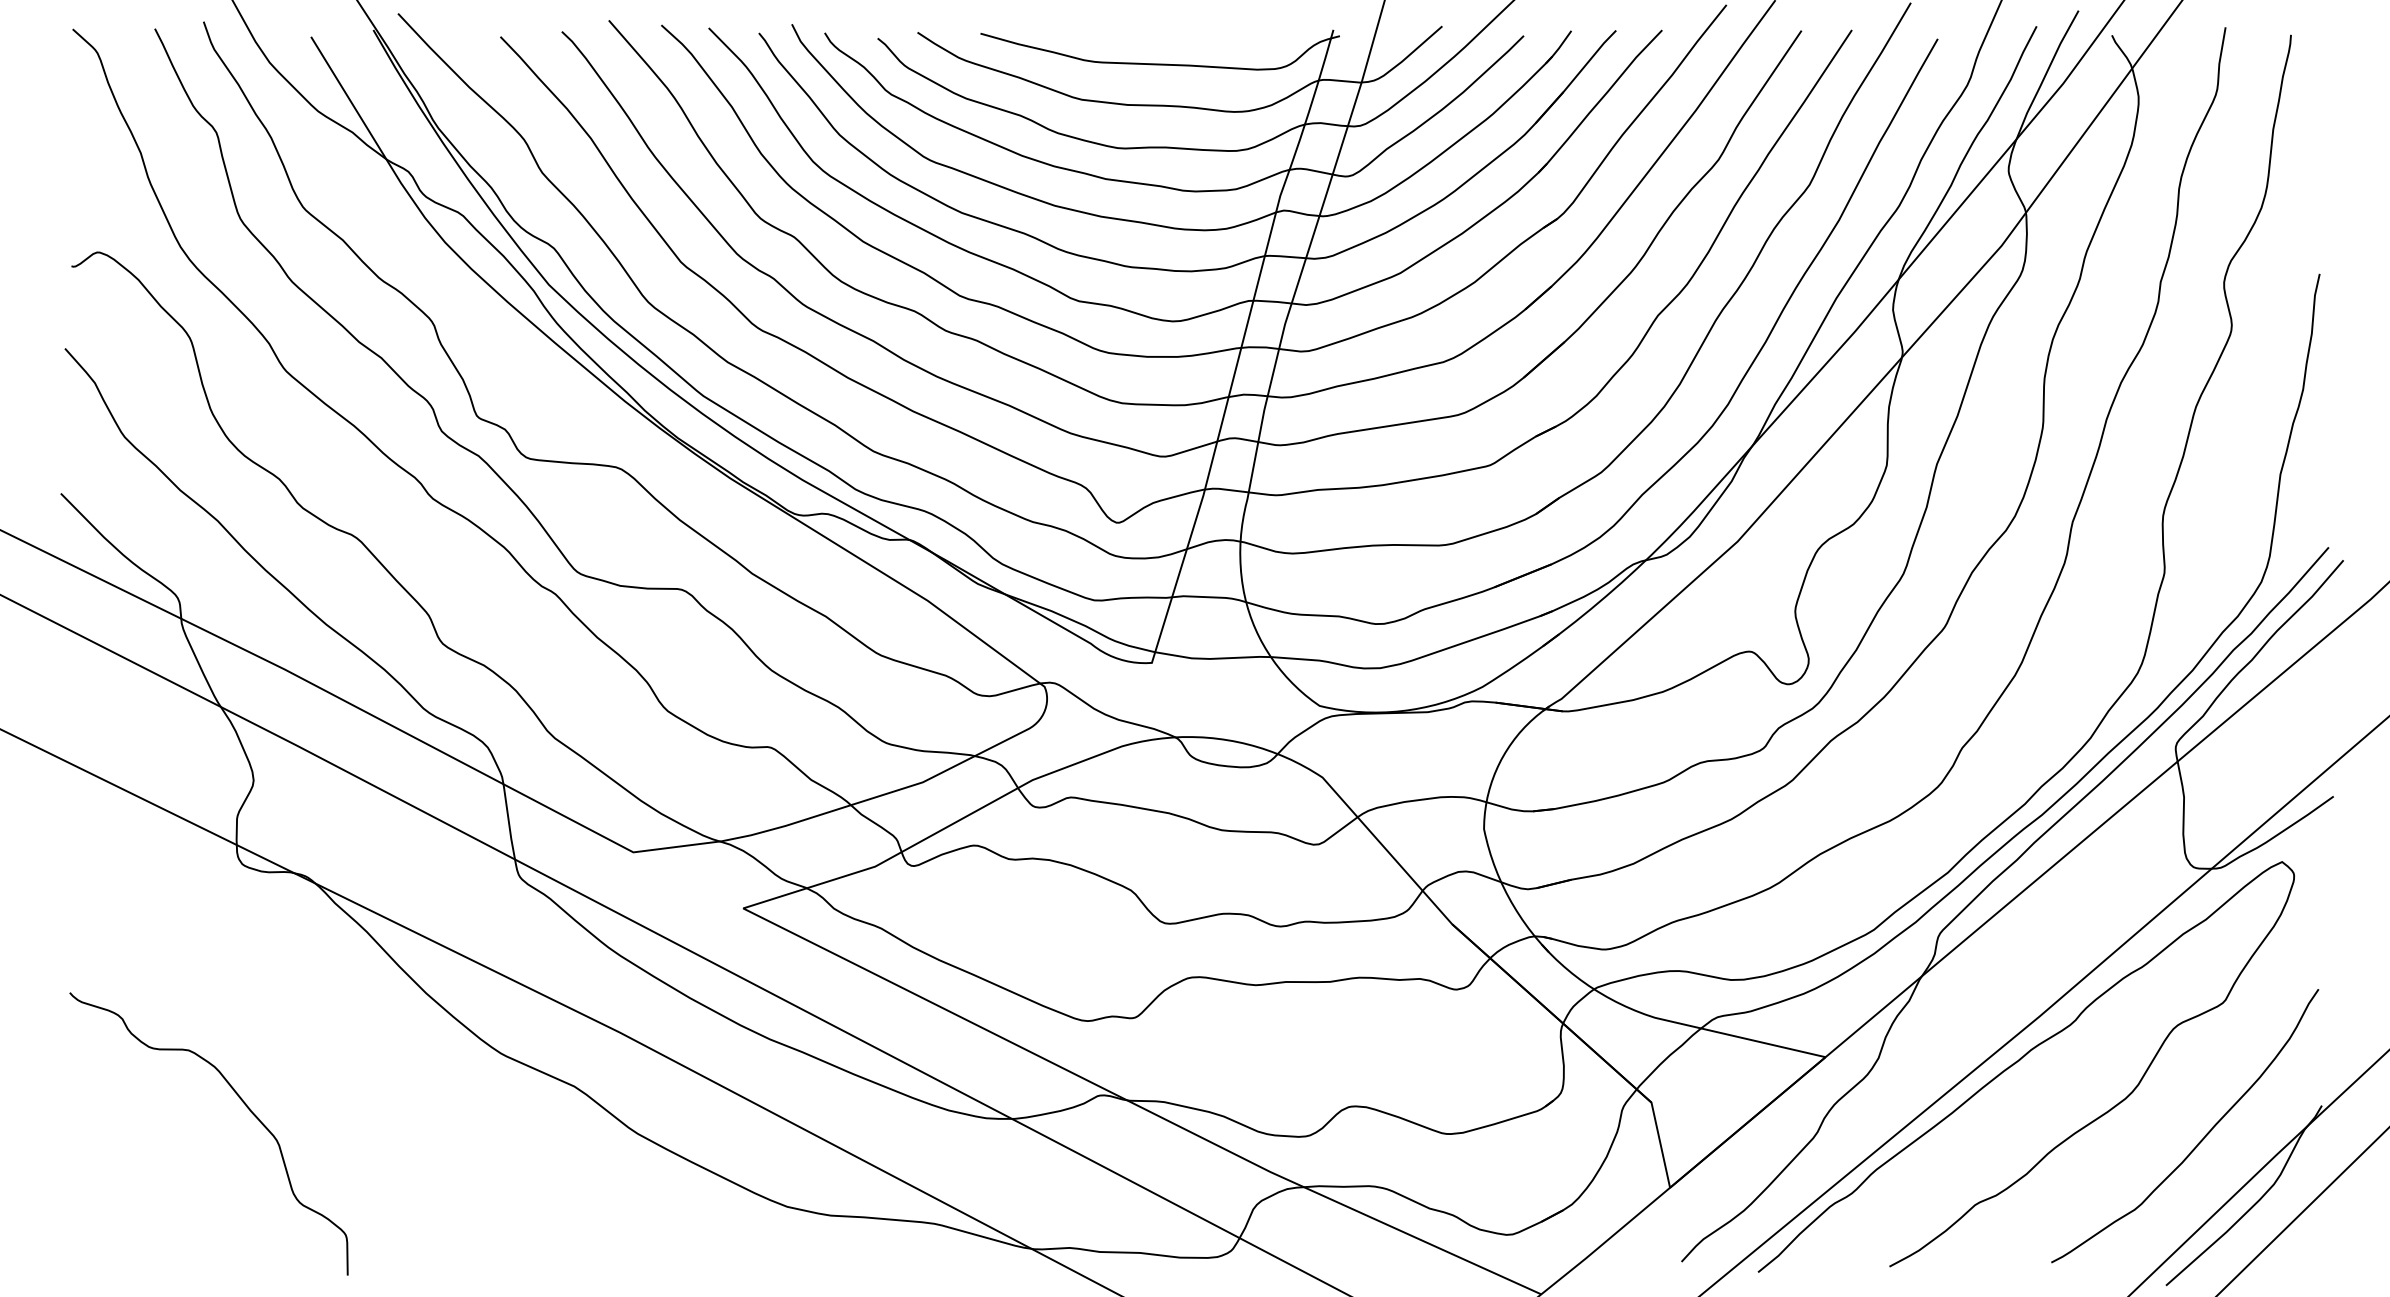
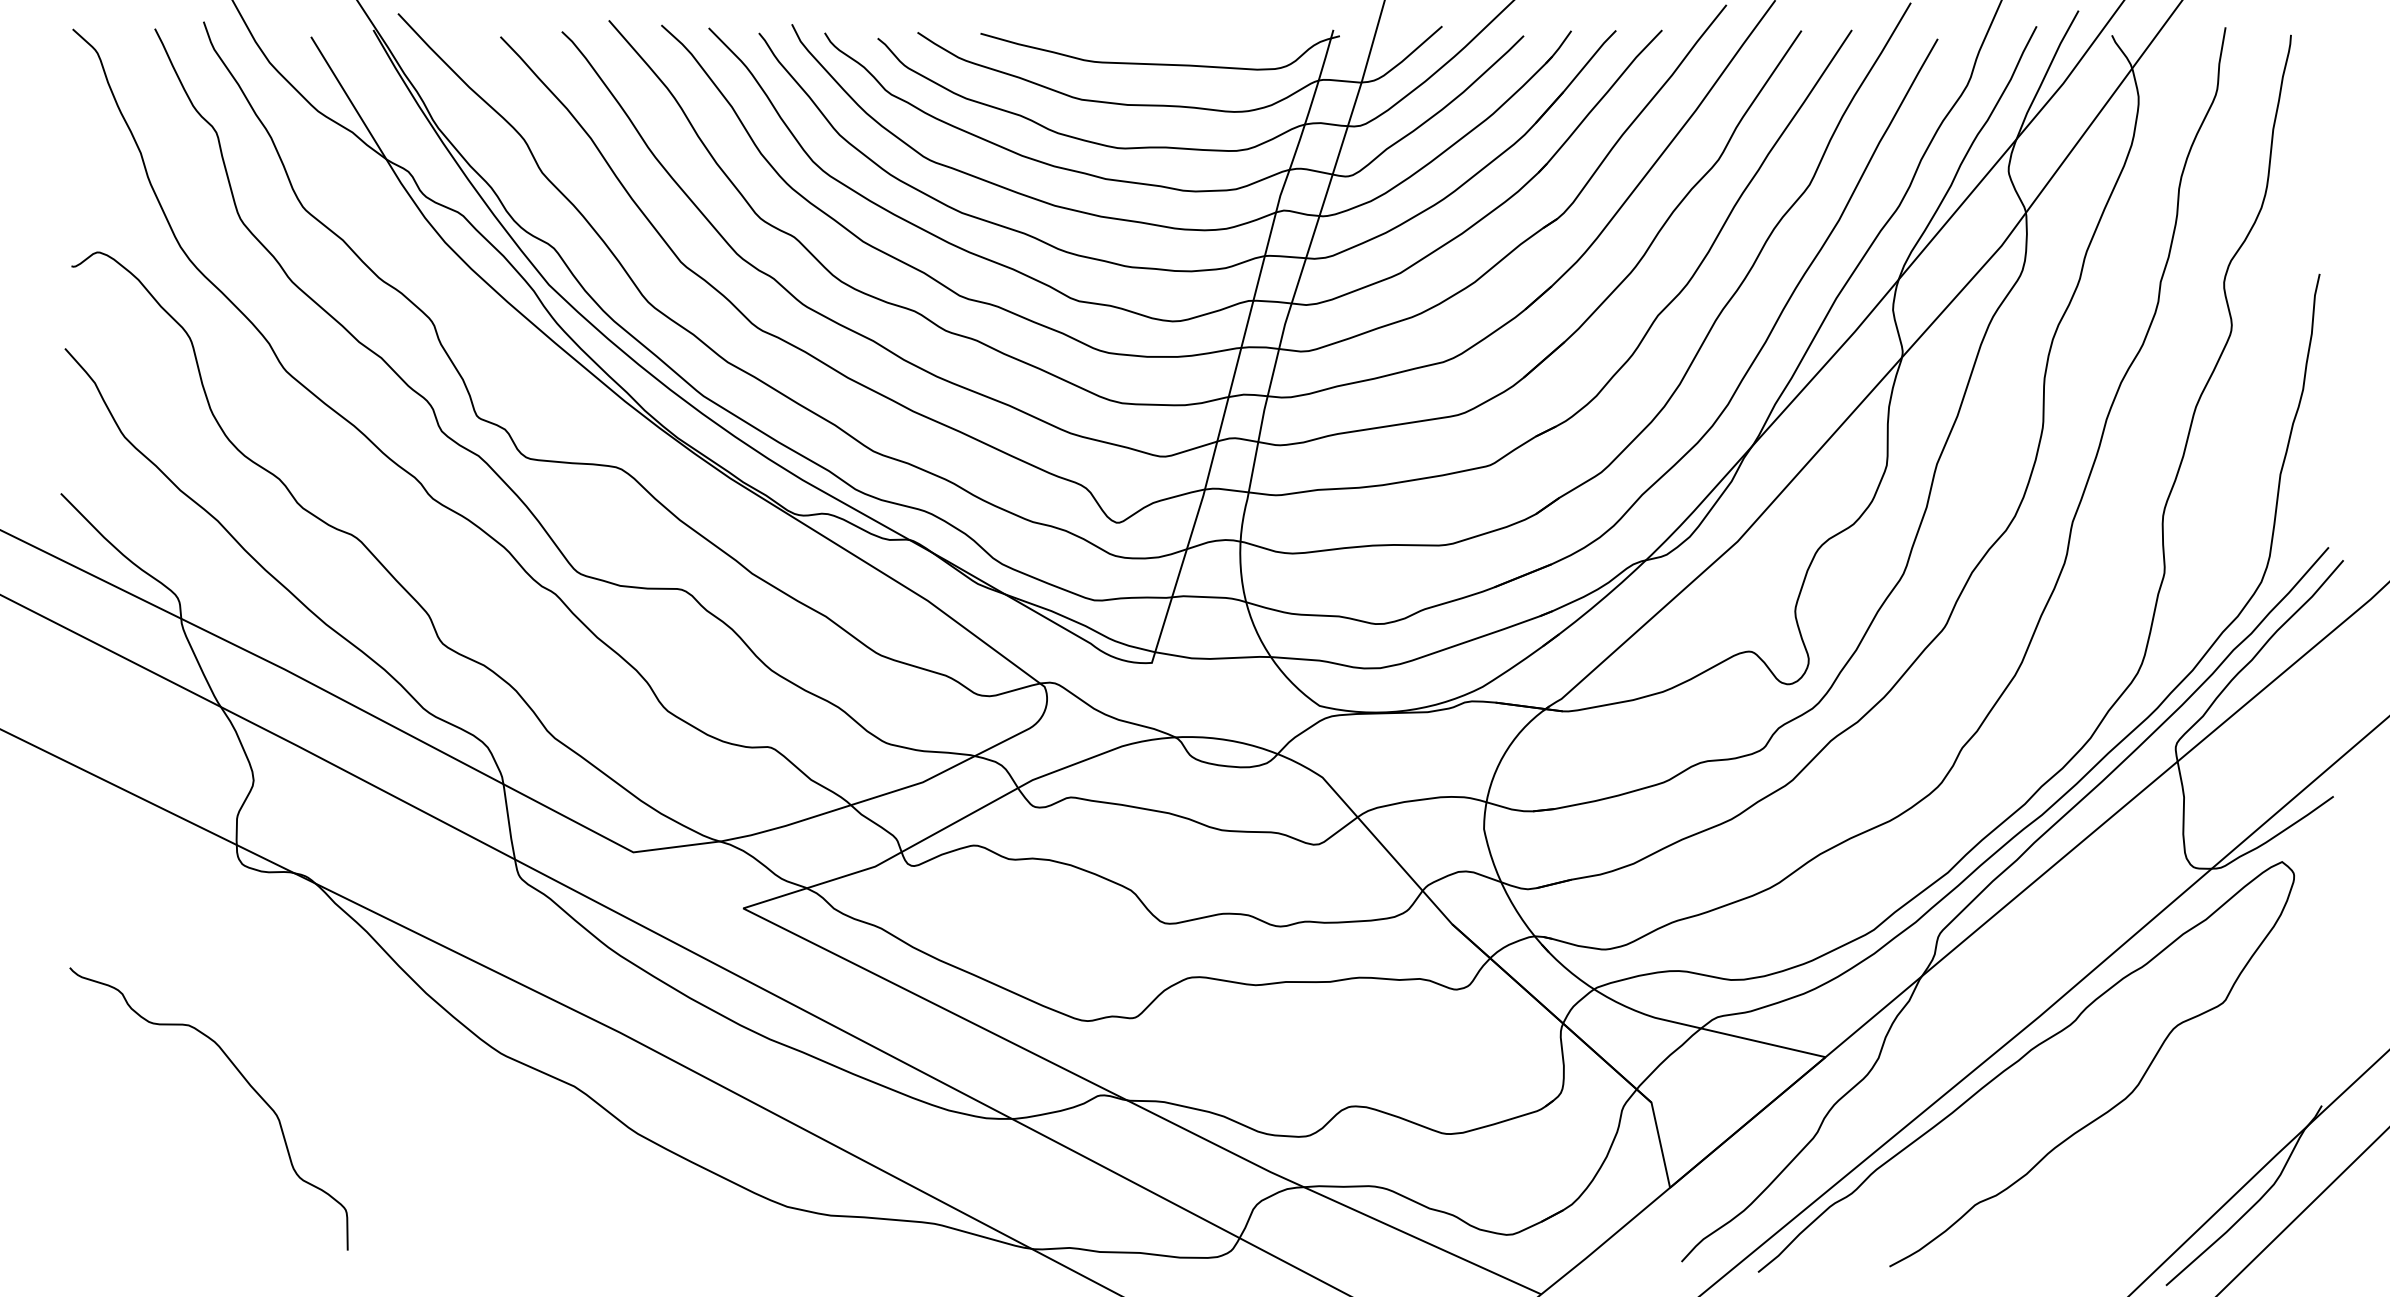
curve position: (242, 1102) -> (242, 1077) (242, 1077)
curve: present -> none (2200, 1140)
